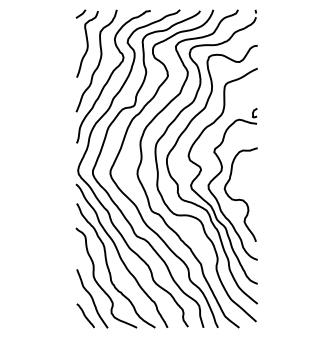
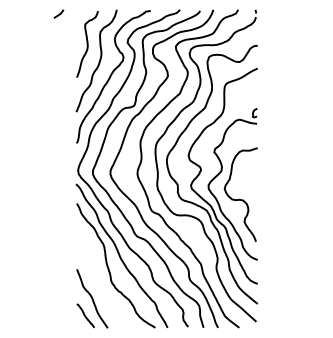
line position: (81, 13) -> (59, 13) (59, 13)
curve: present -> none (97, 281)
